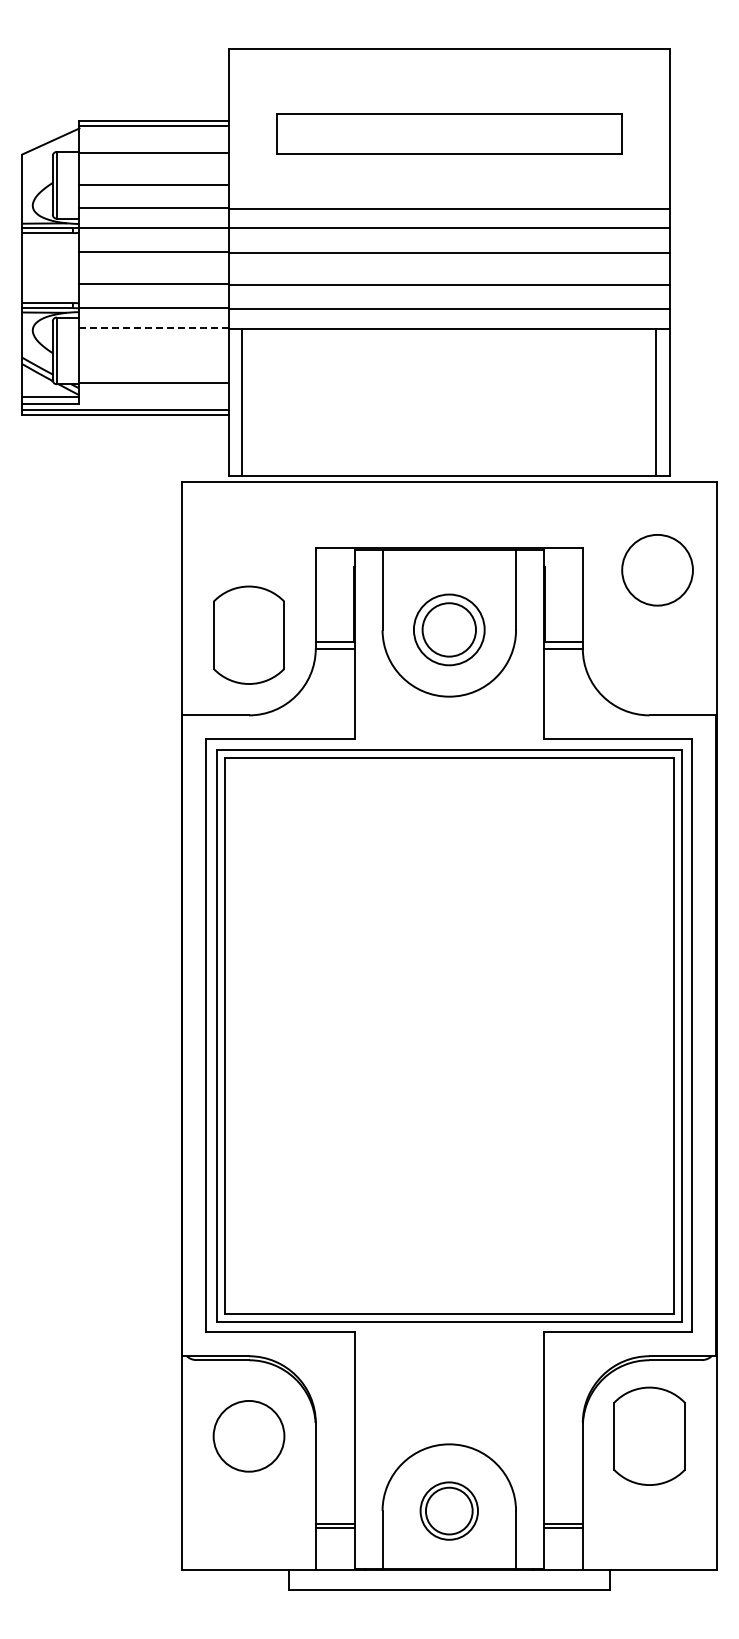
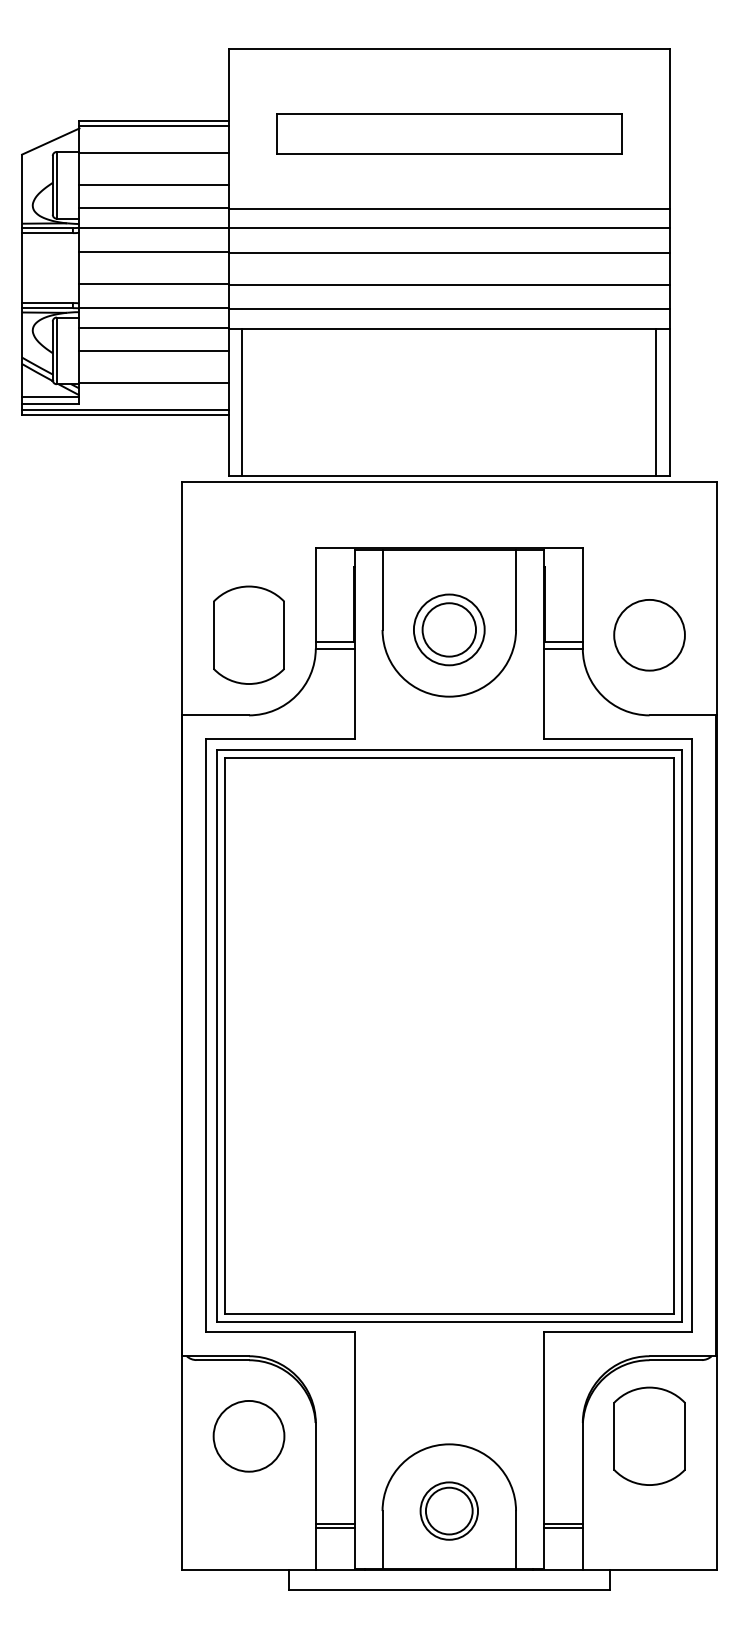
line: dashed -> solid (154, 328)
line: none -> present (154, 350)
circle position: (657, 570) -> (649, 635) (649, 635)
